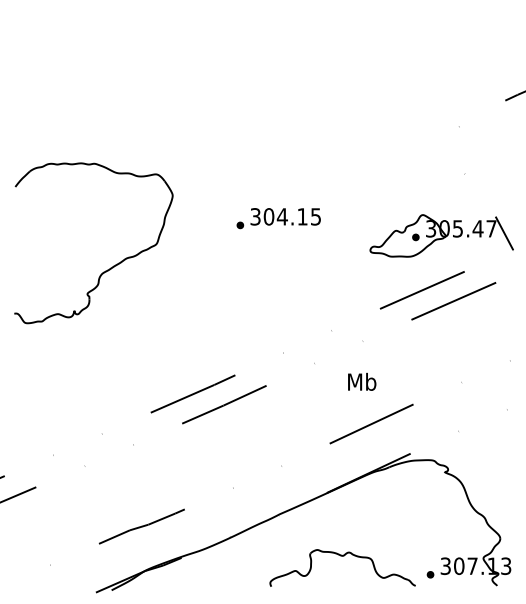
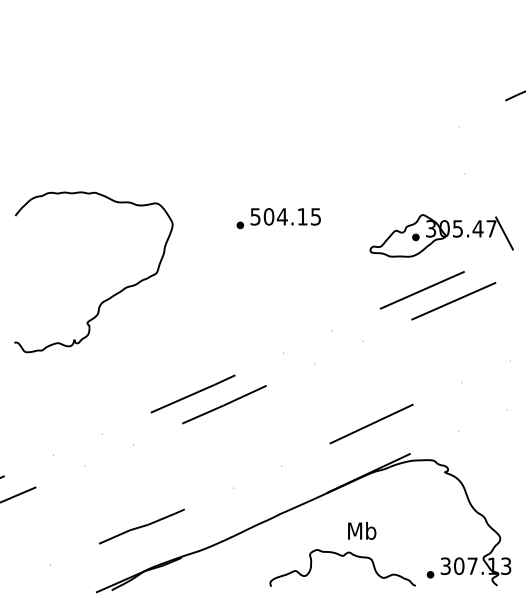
text: 304.15 -> 504.15 (255, 216)
part position: (110, 267) -> (110, 296) (110, 296)
text position: (362, 381) -> (362, 530) (362, 530)
